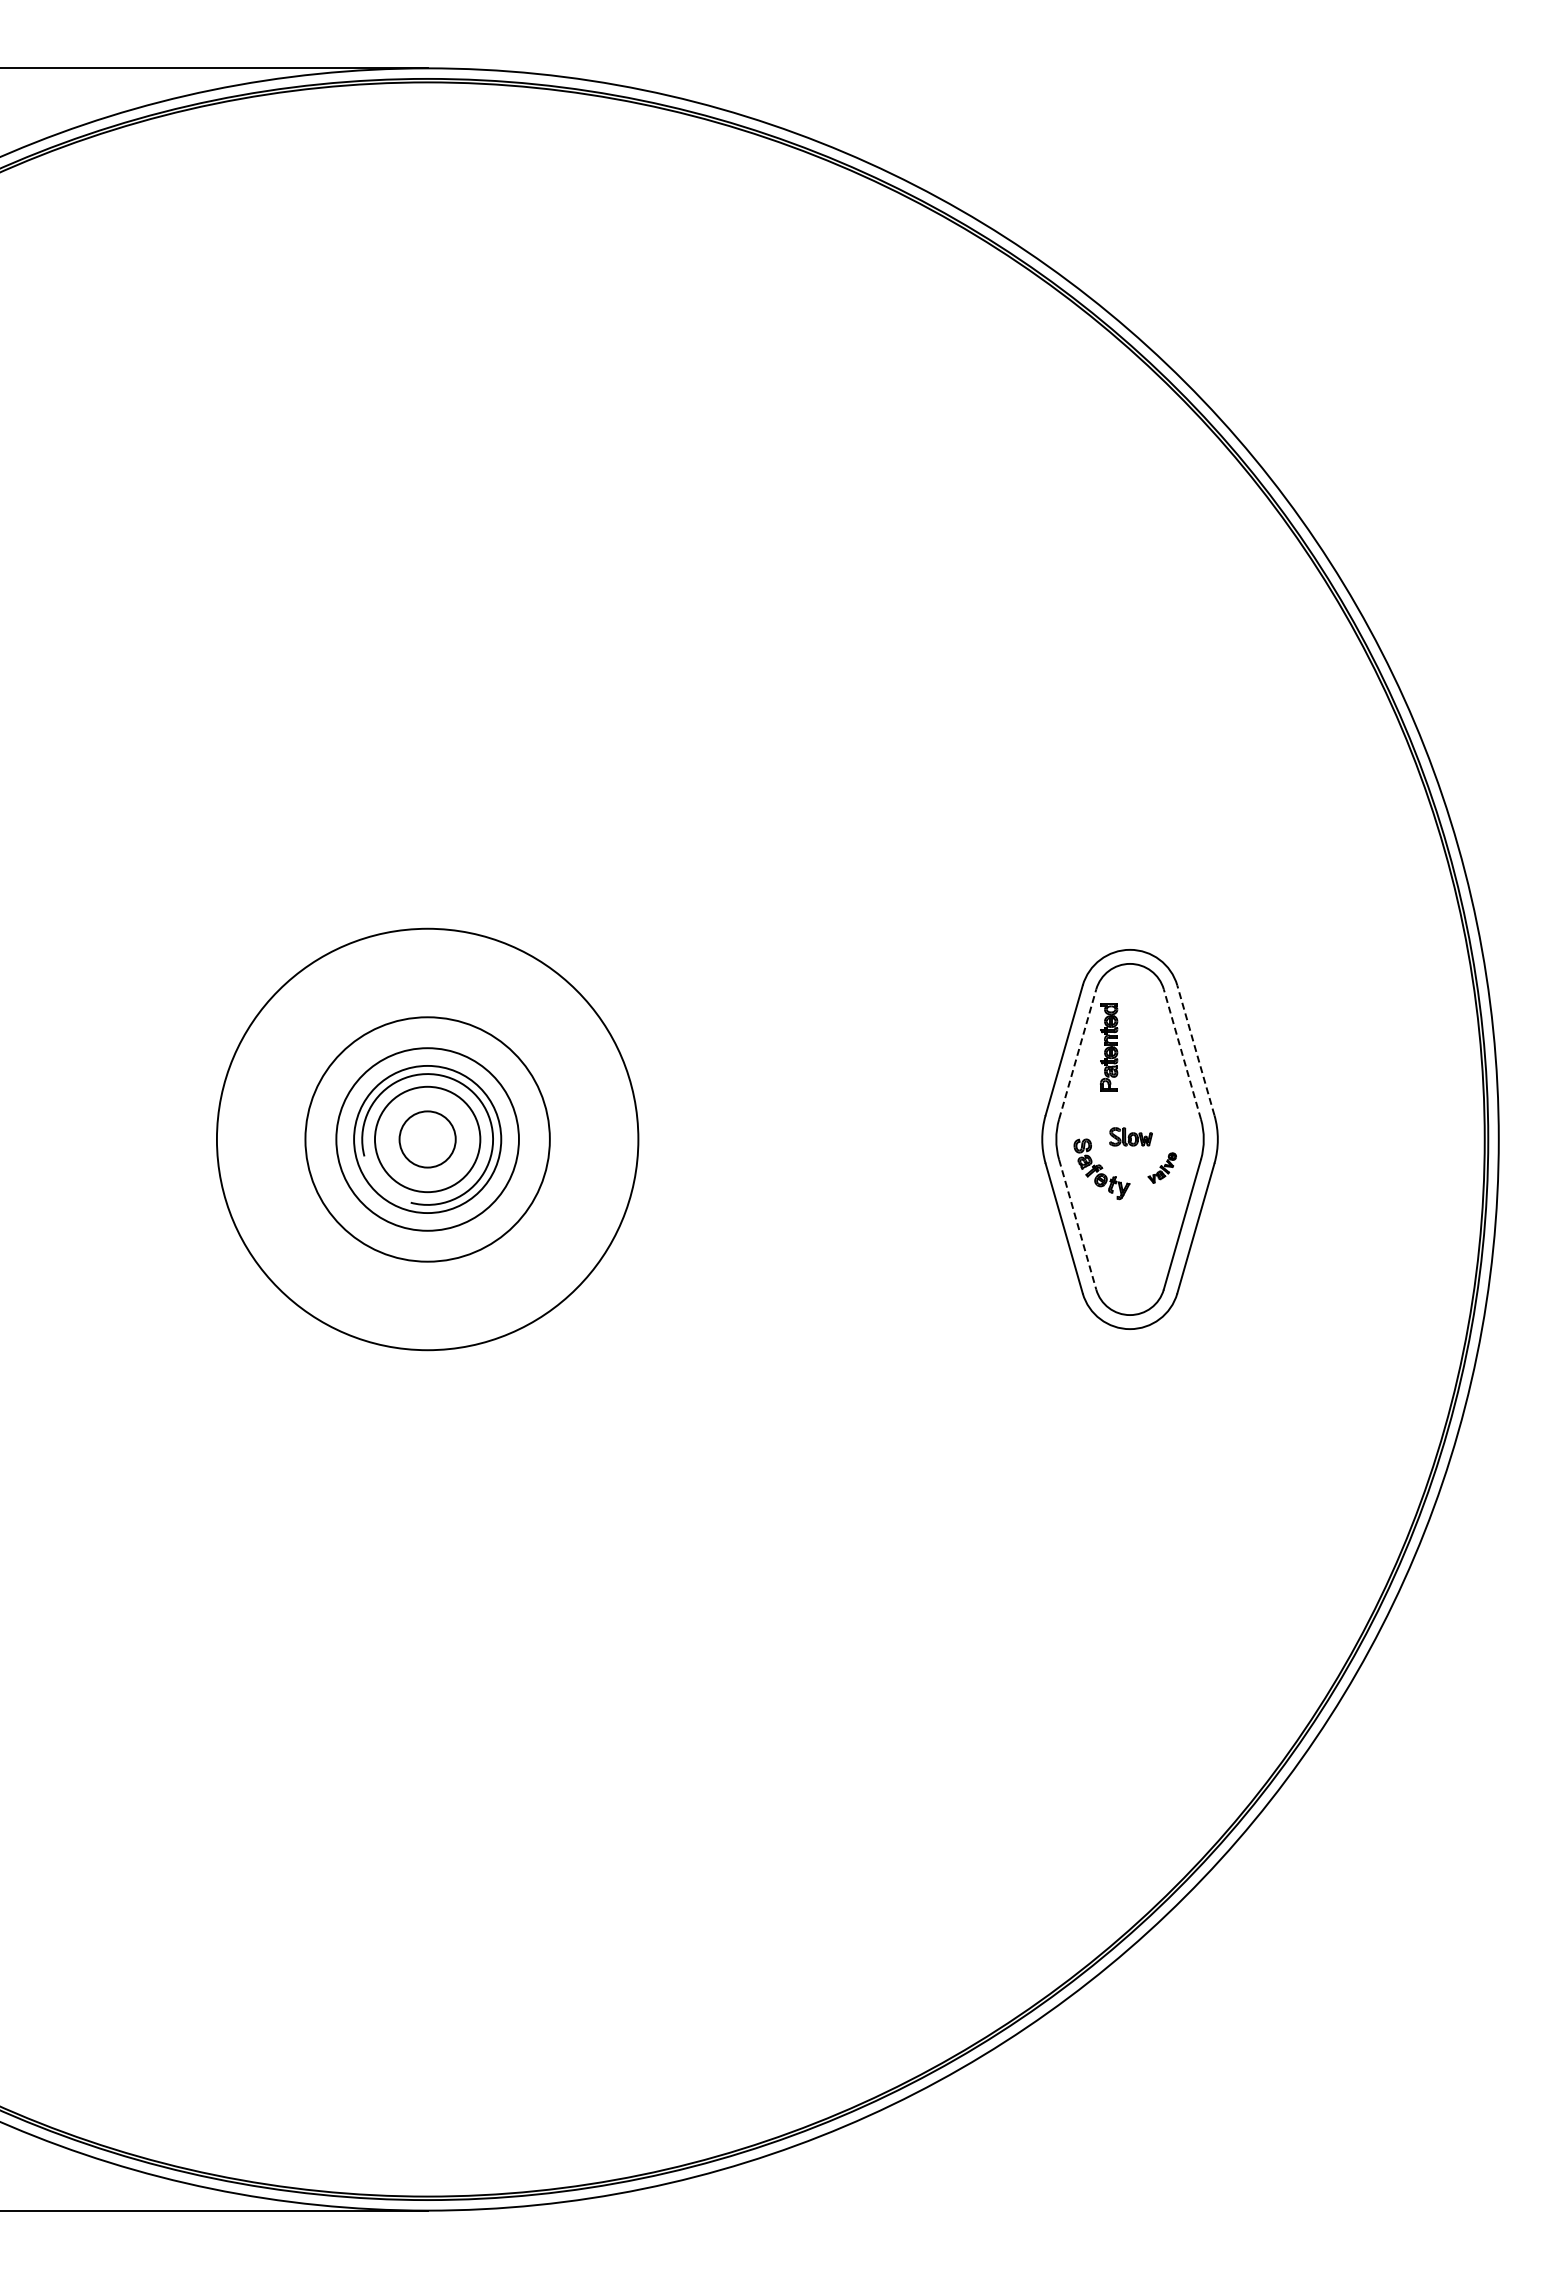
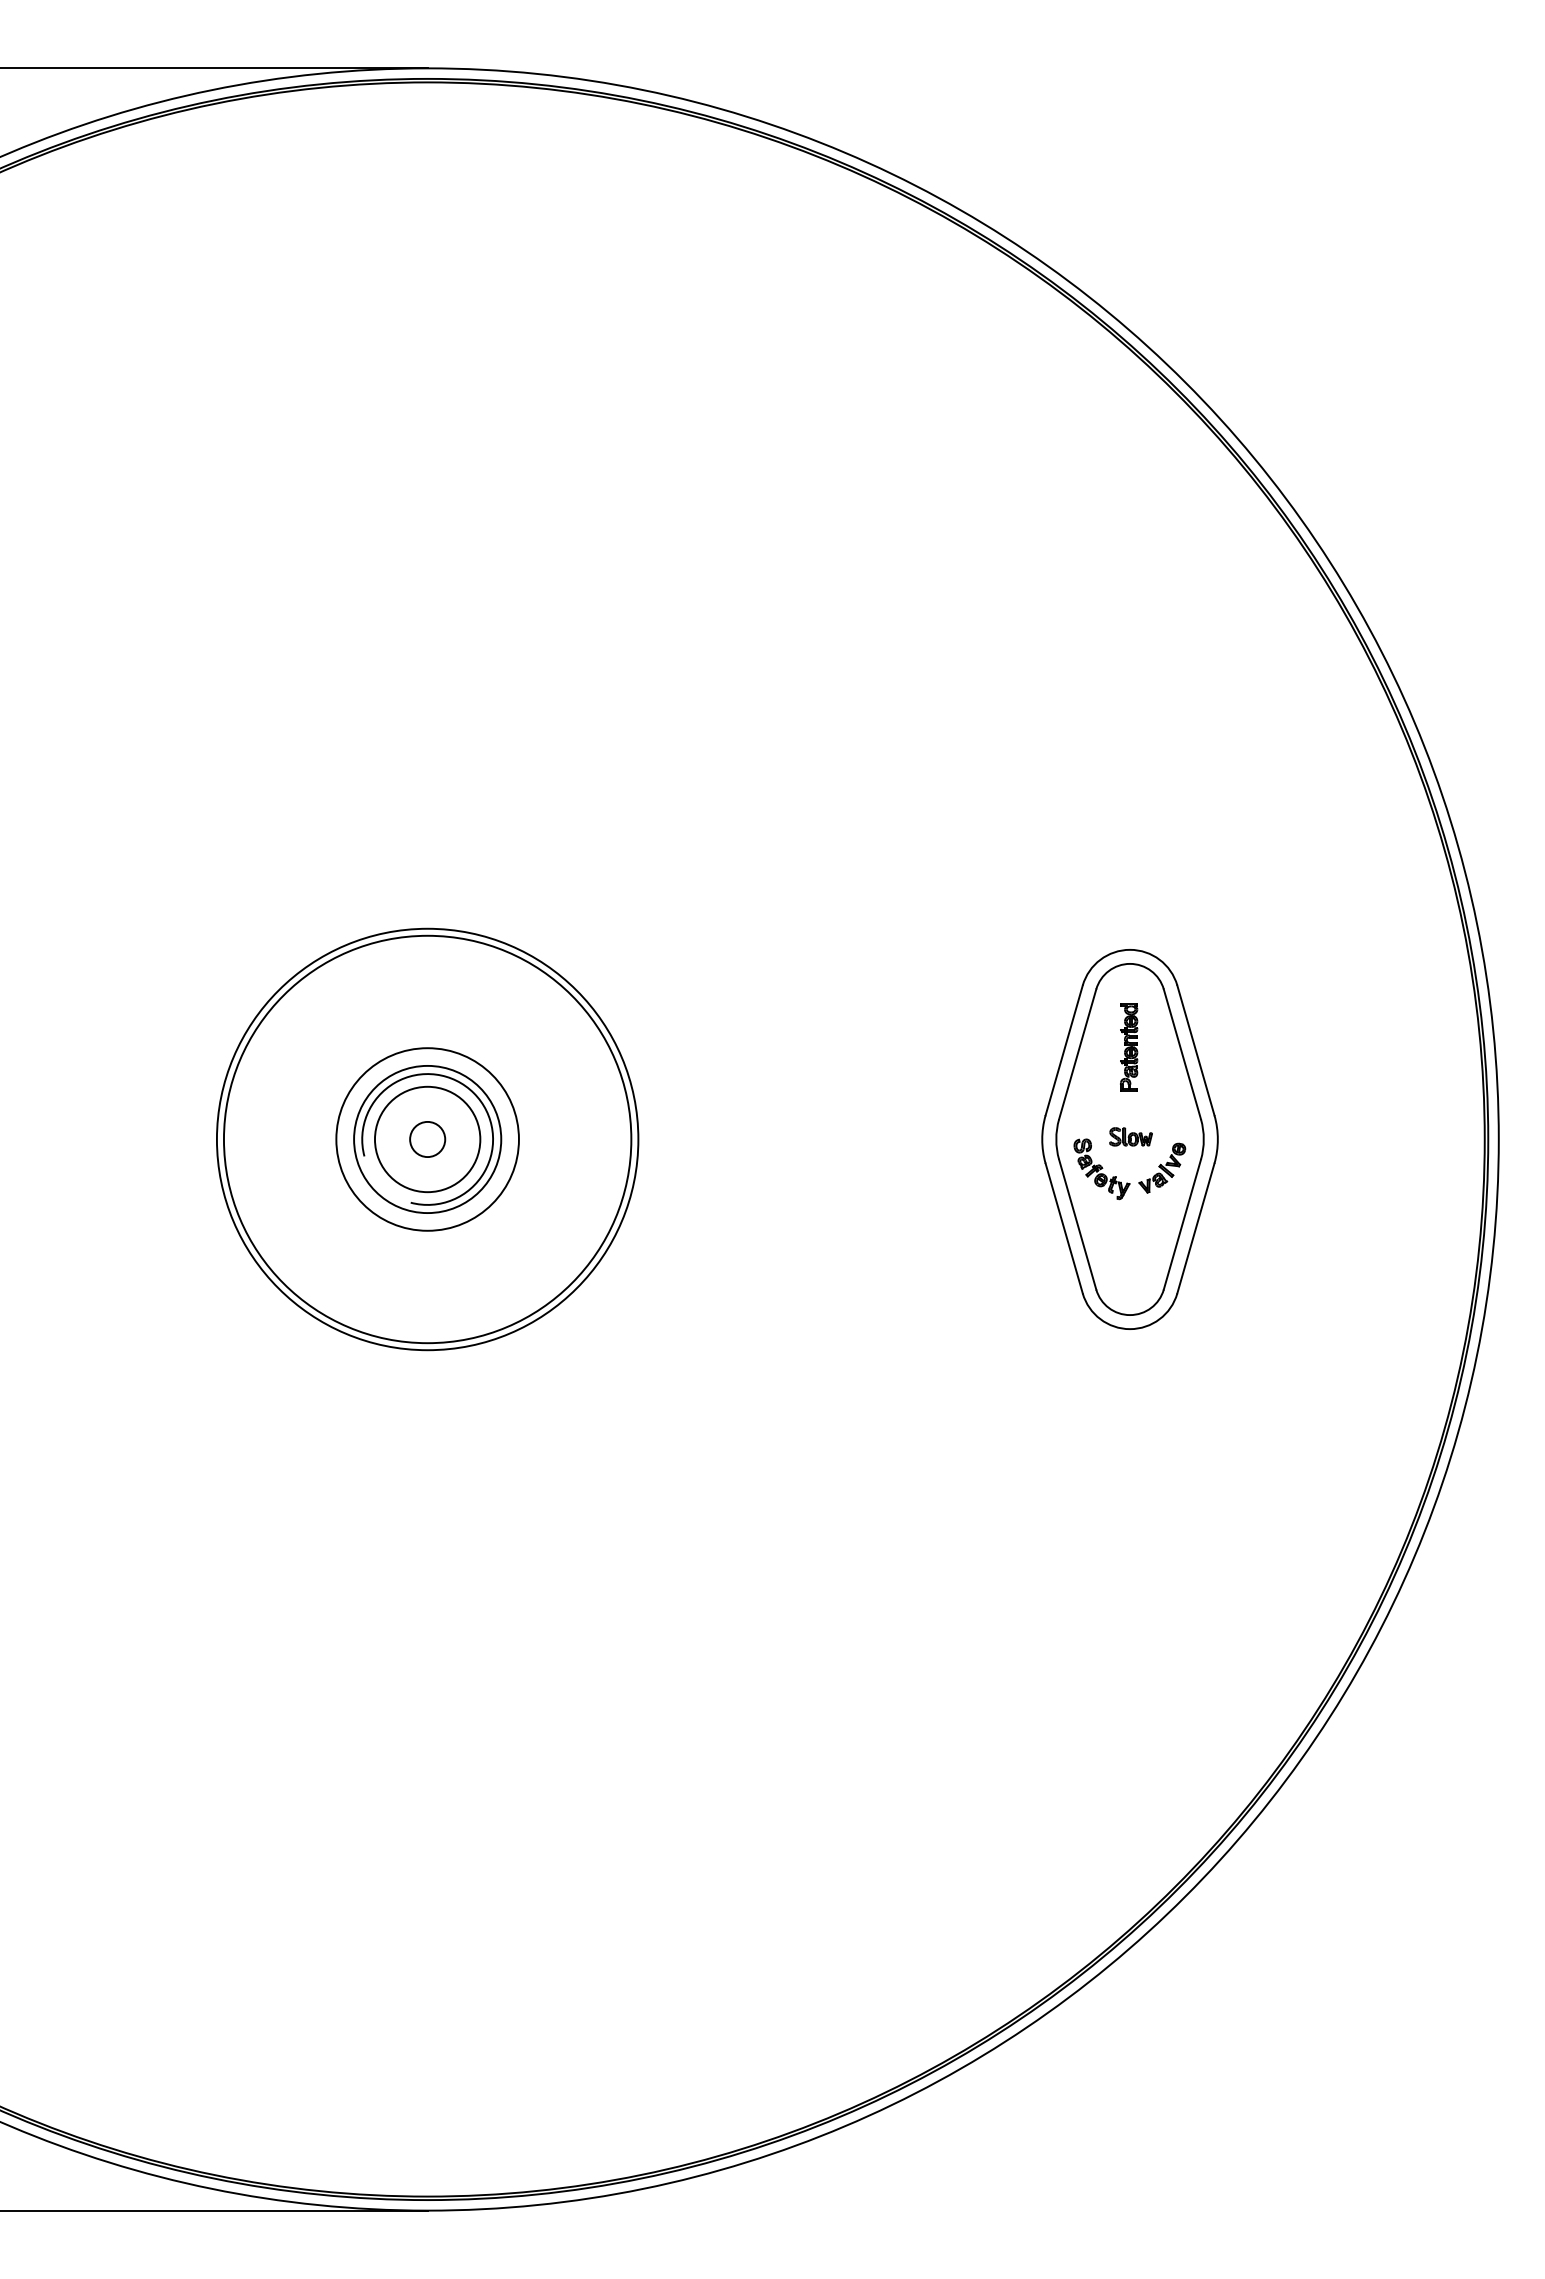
part position: (1109, 1047) -> (1129, 1047) (1129, 1047)
line: dashed -> solid (1195, 1050)
line: dashed -> solid (1077, 1054)
line: dashed -> solid (1182, 1054)
circle diameter: 244 px -> 407 px (427, 1139)
circle diameter: 56 px -> 35 px (427, 1139)
part size: 30x32 px -> 49x52 px (1162, 1167)
line: dashed -> solid (1077, 1224)
